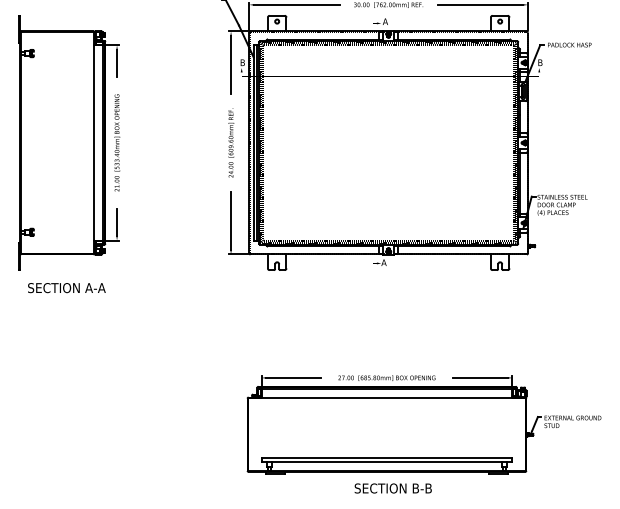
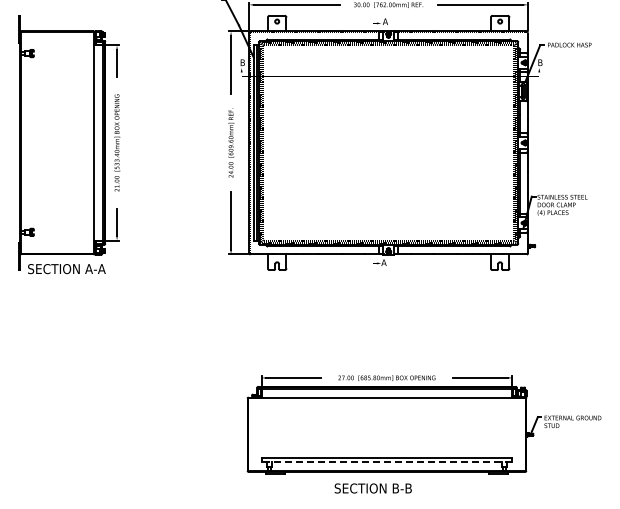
text position: (66, 288) -> (66, 269) (66, 269)
line: solid -> dashed (386, 462)
text position: (392, 488) -> (372, 488) (372, 488)
